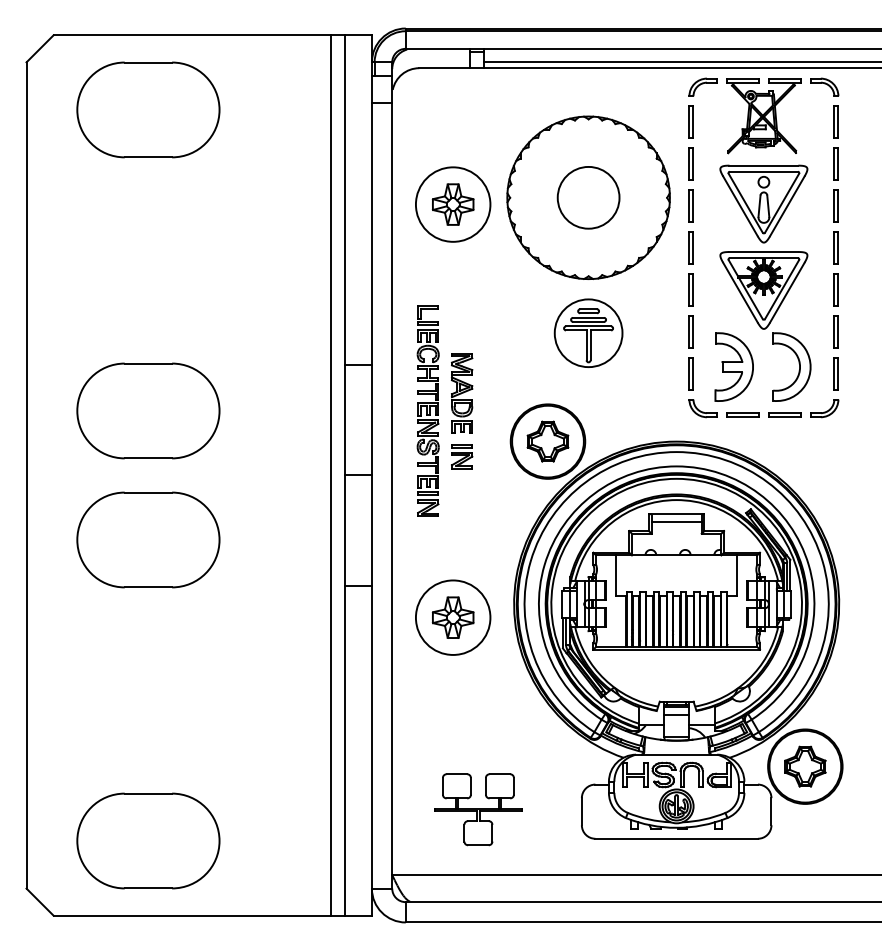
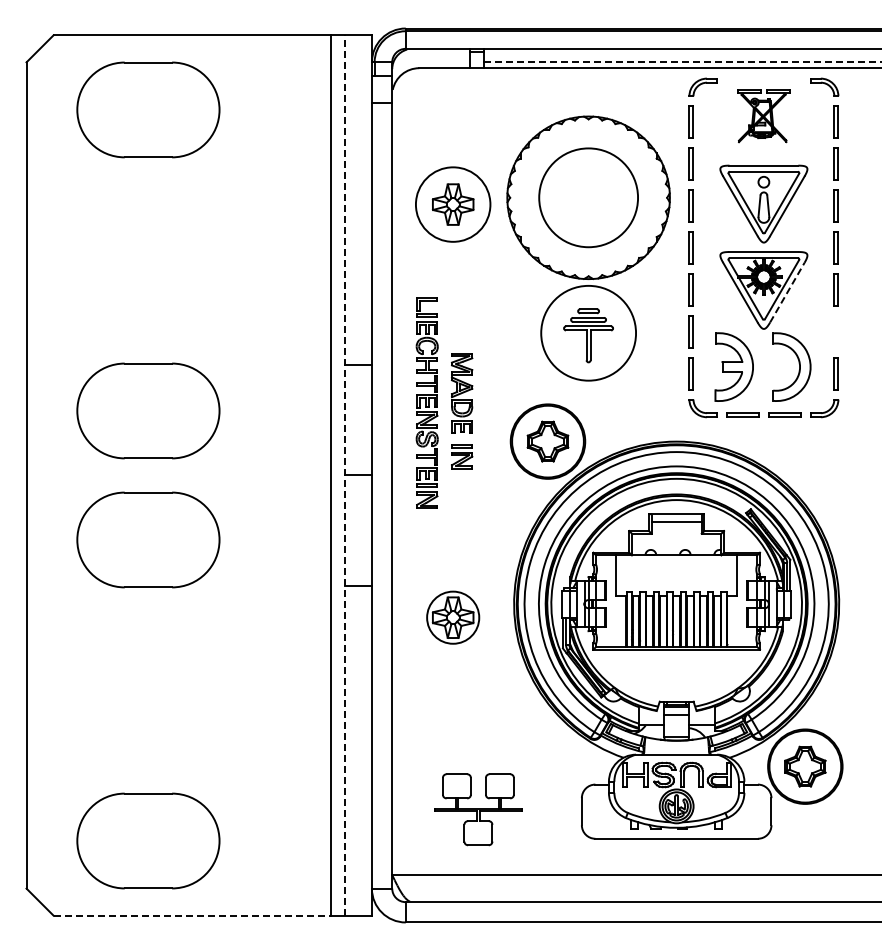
line: solid -> dashed (683, 62)
part size: 76x77 px -> 54x55 px (763, 116)
circle diameter: 62 px -> 99 px (588, 197)
line: solid -> dashed (787, 292)
part: present -> none (835, 331)
circle diameter: 68 px -> 95 px (588, 332)
part position: (427, 410) -> (426, 402) (426, 402)
line: solid -> dashed (344, 475)
circle diameter: 74 px -> 52 px (453, 617)
line: solid -> dashed (192, 915)
